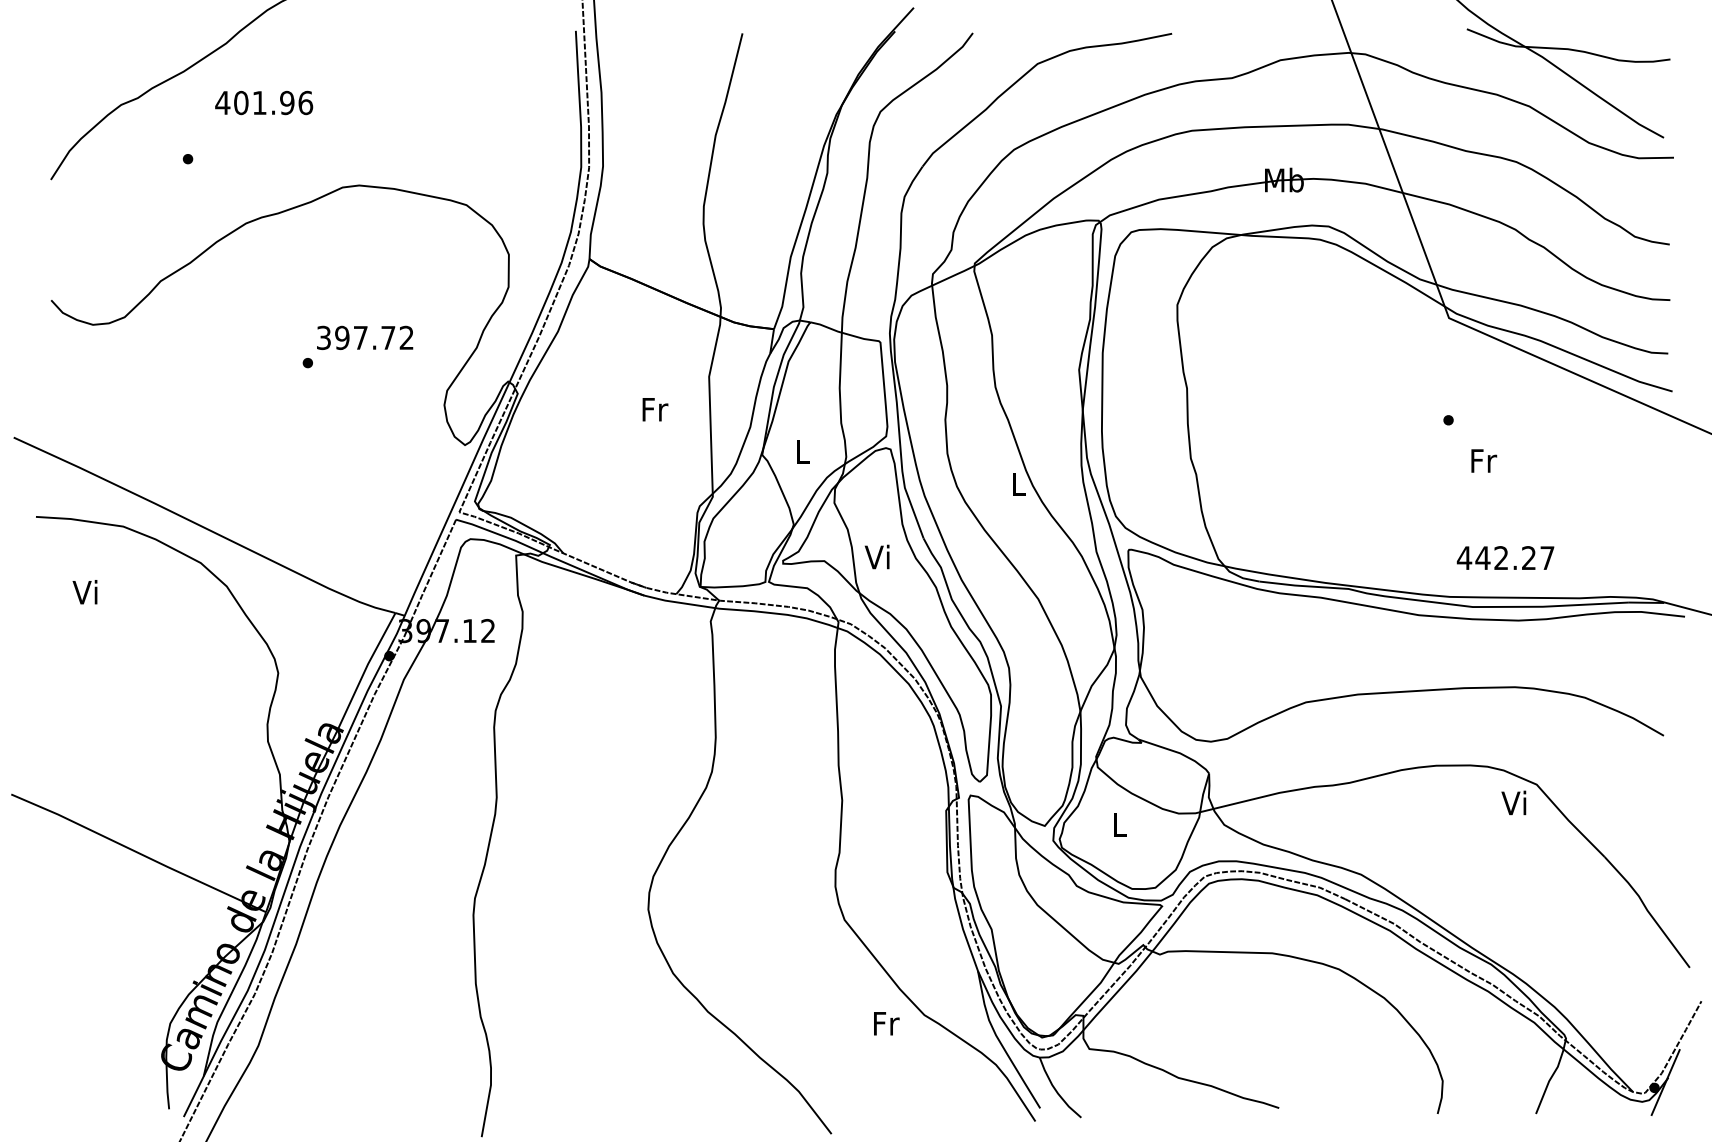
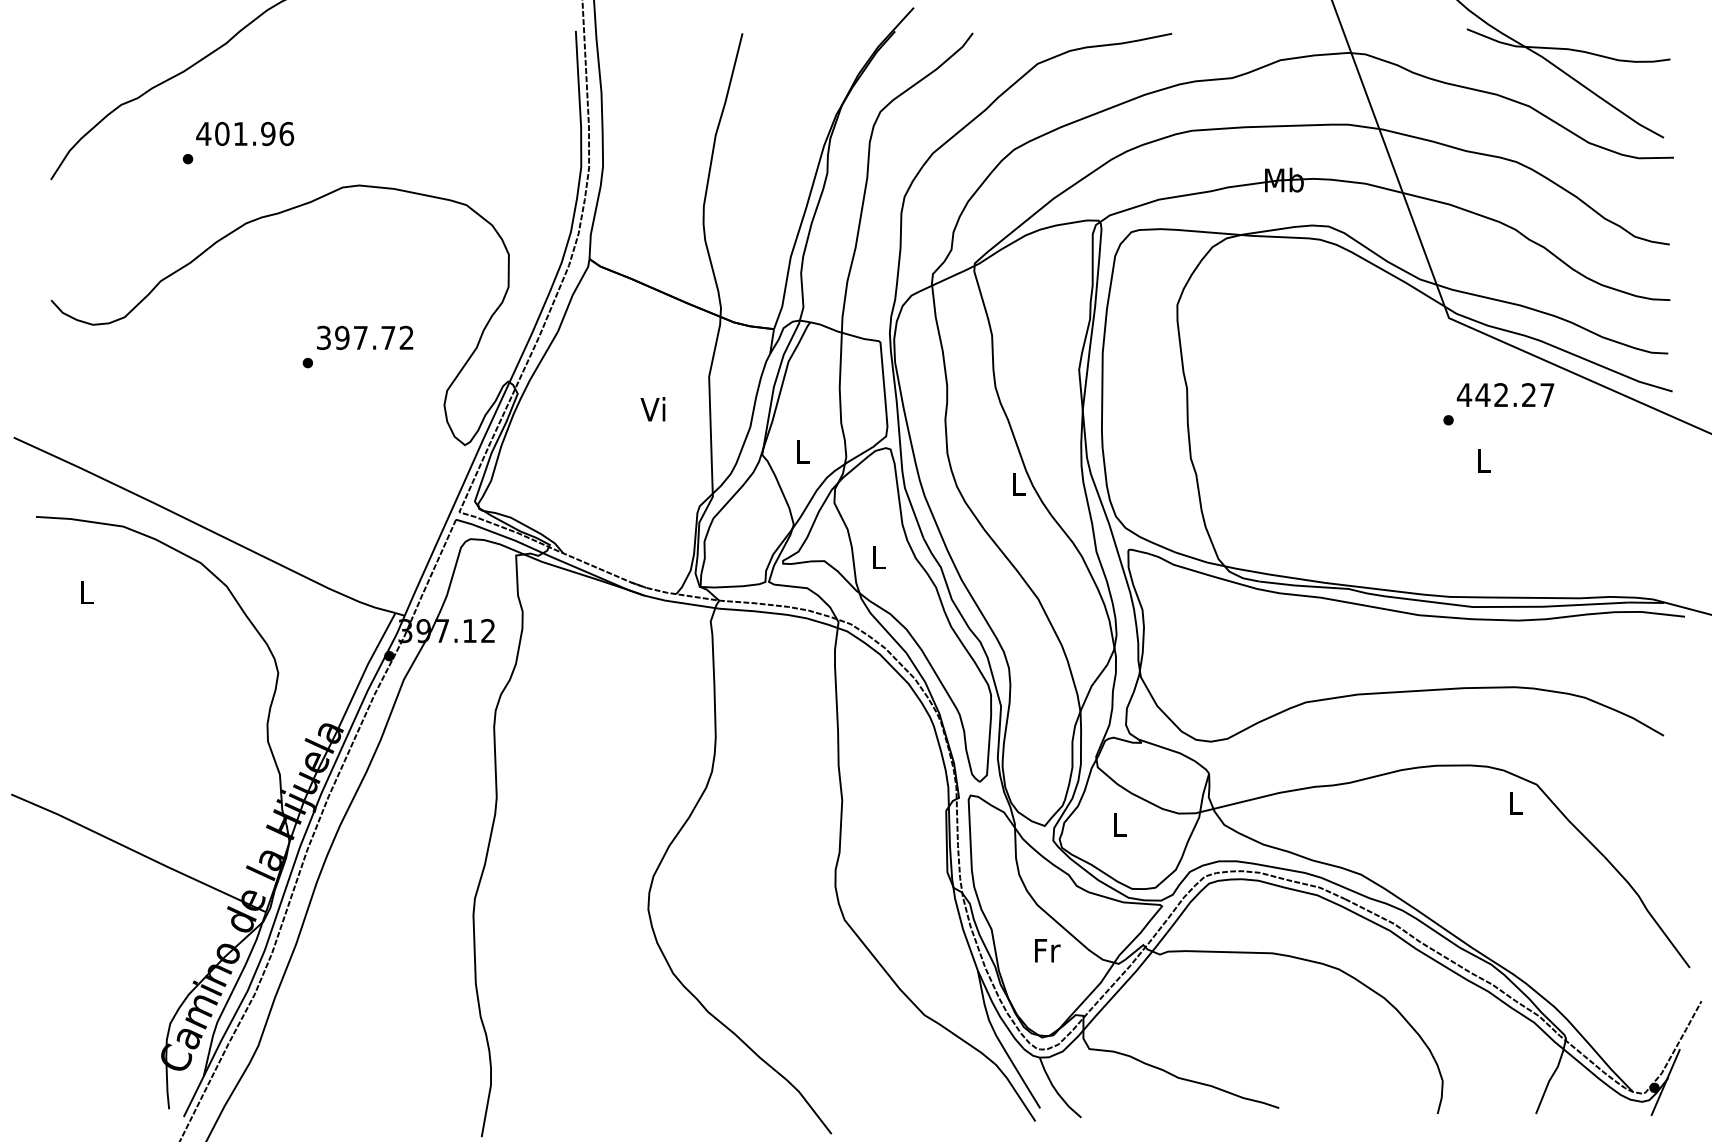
text position: (264, 102) -> (245, 133) (245, 133)
text: Fr -> Vi (654, 409)
text: Fr -> L (1484, 460)
text: Vi -> L (876, 556)
text position: (1505, 557) -> (1505, 394) (1505, 394)
text: Vi -> L (84, 592)
text: Vi -> L (1513, 802)
text position: (886, 1023) -> (1047, 950) (1047, 950)
